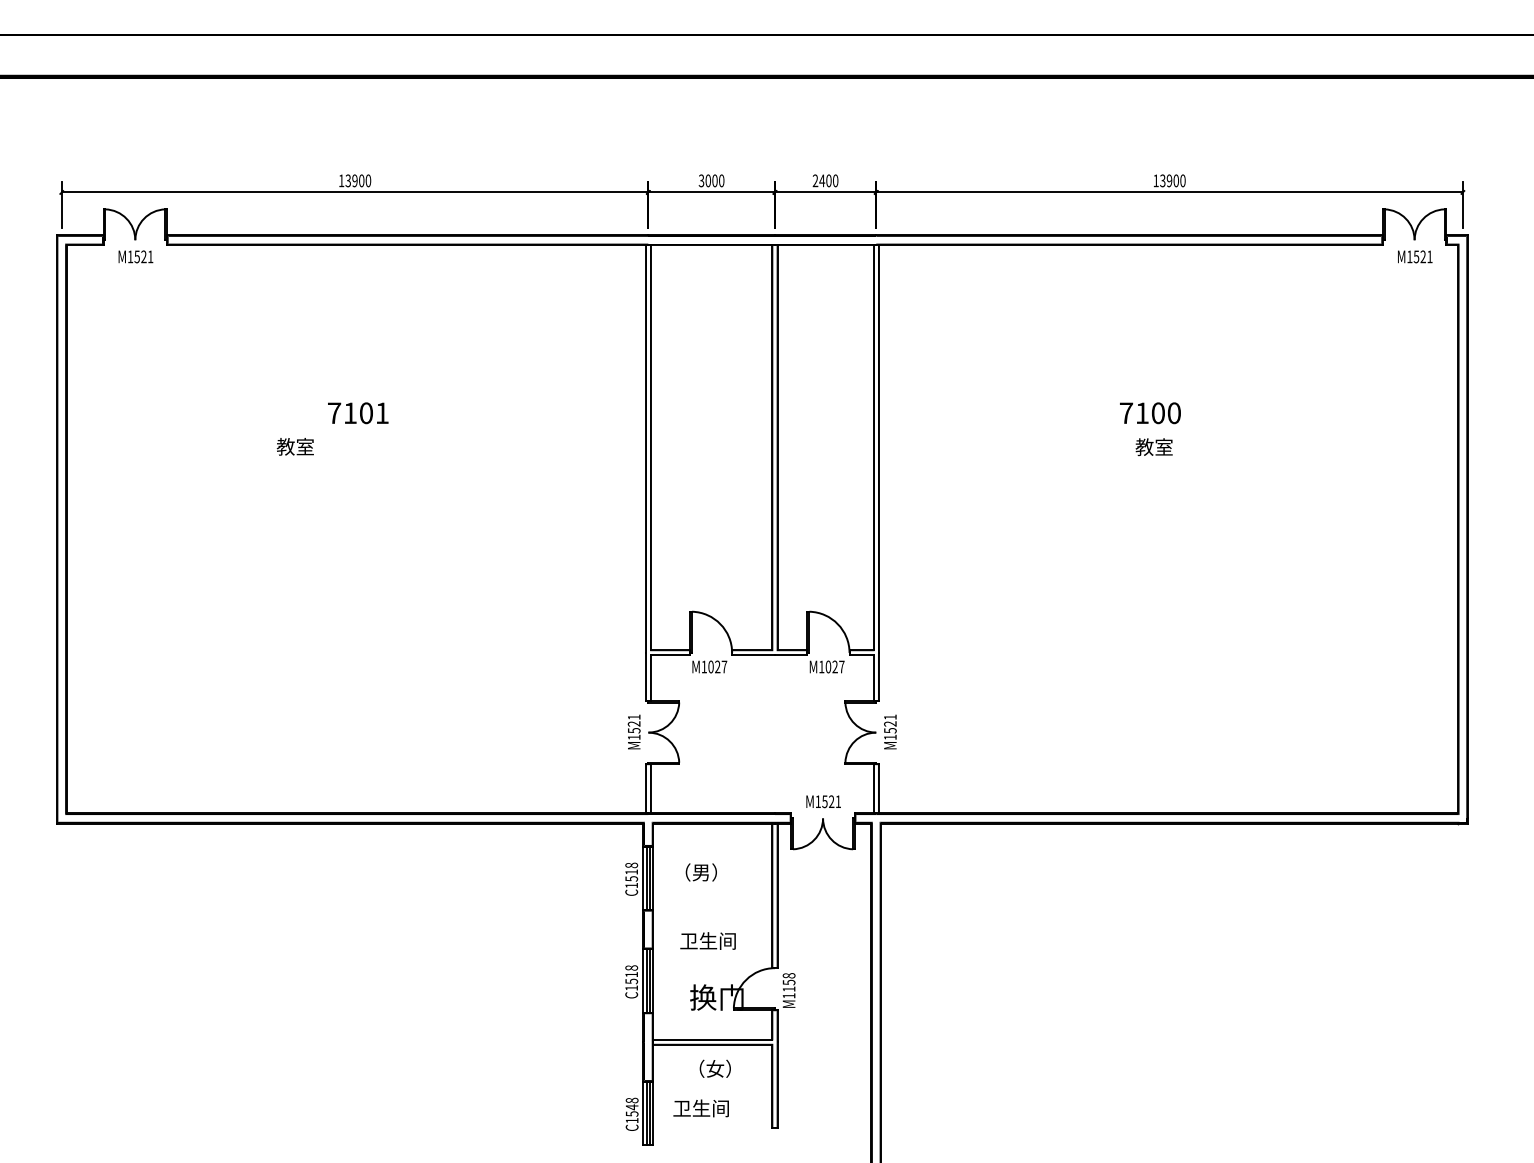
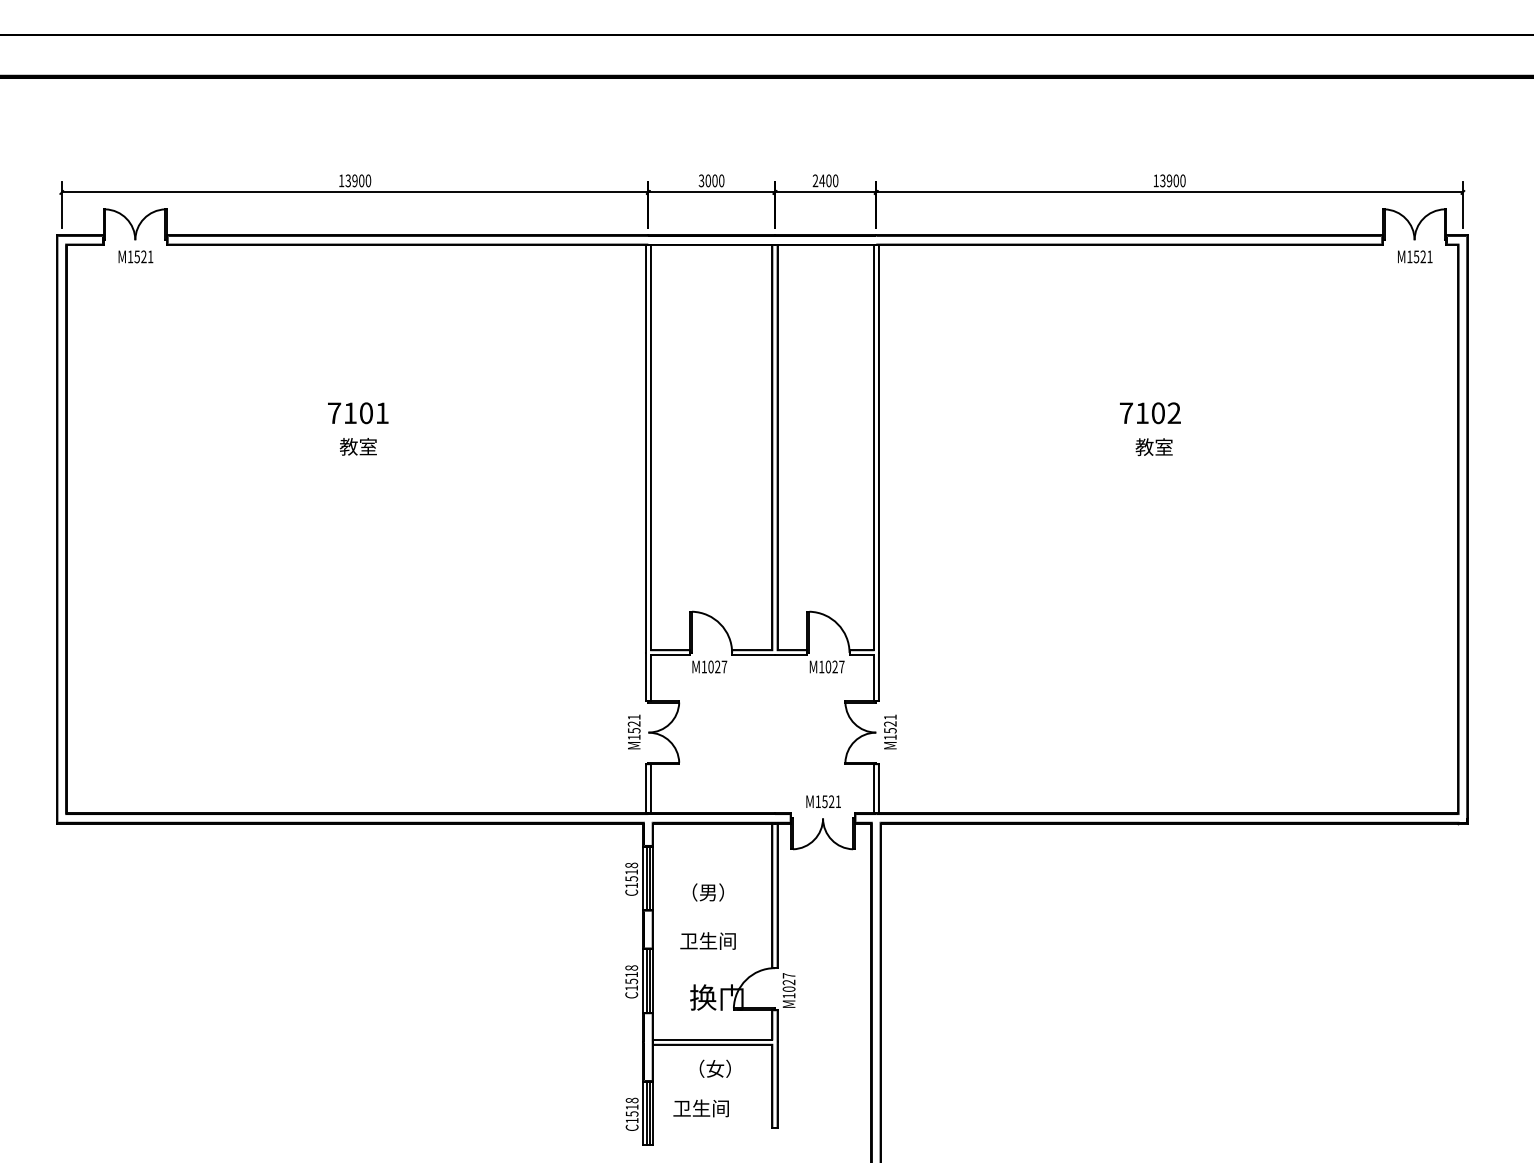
text: 7100 -> 7102 (1173, 413)
text position: (294, 446) -> (357, 446) (357, 446)
text position: (700, 872) -> (707, 892) (707, 892)
text: M1158 -> M1027 (788, 982)
text: C1548 -> C1518 (632, 1107)
